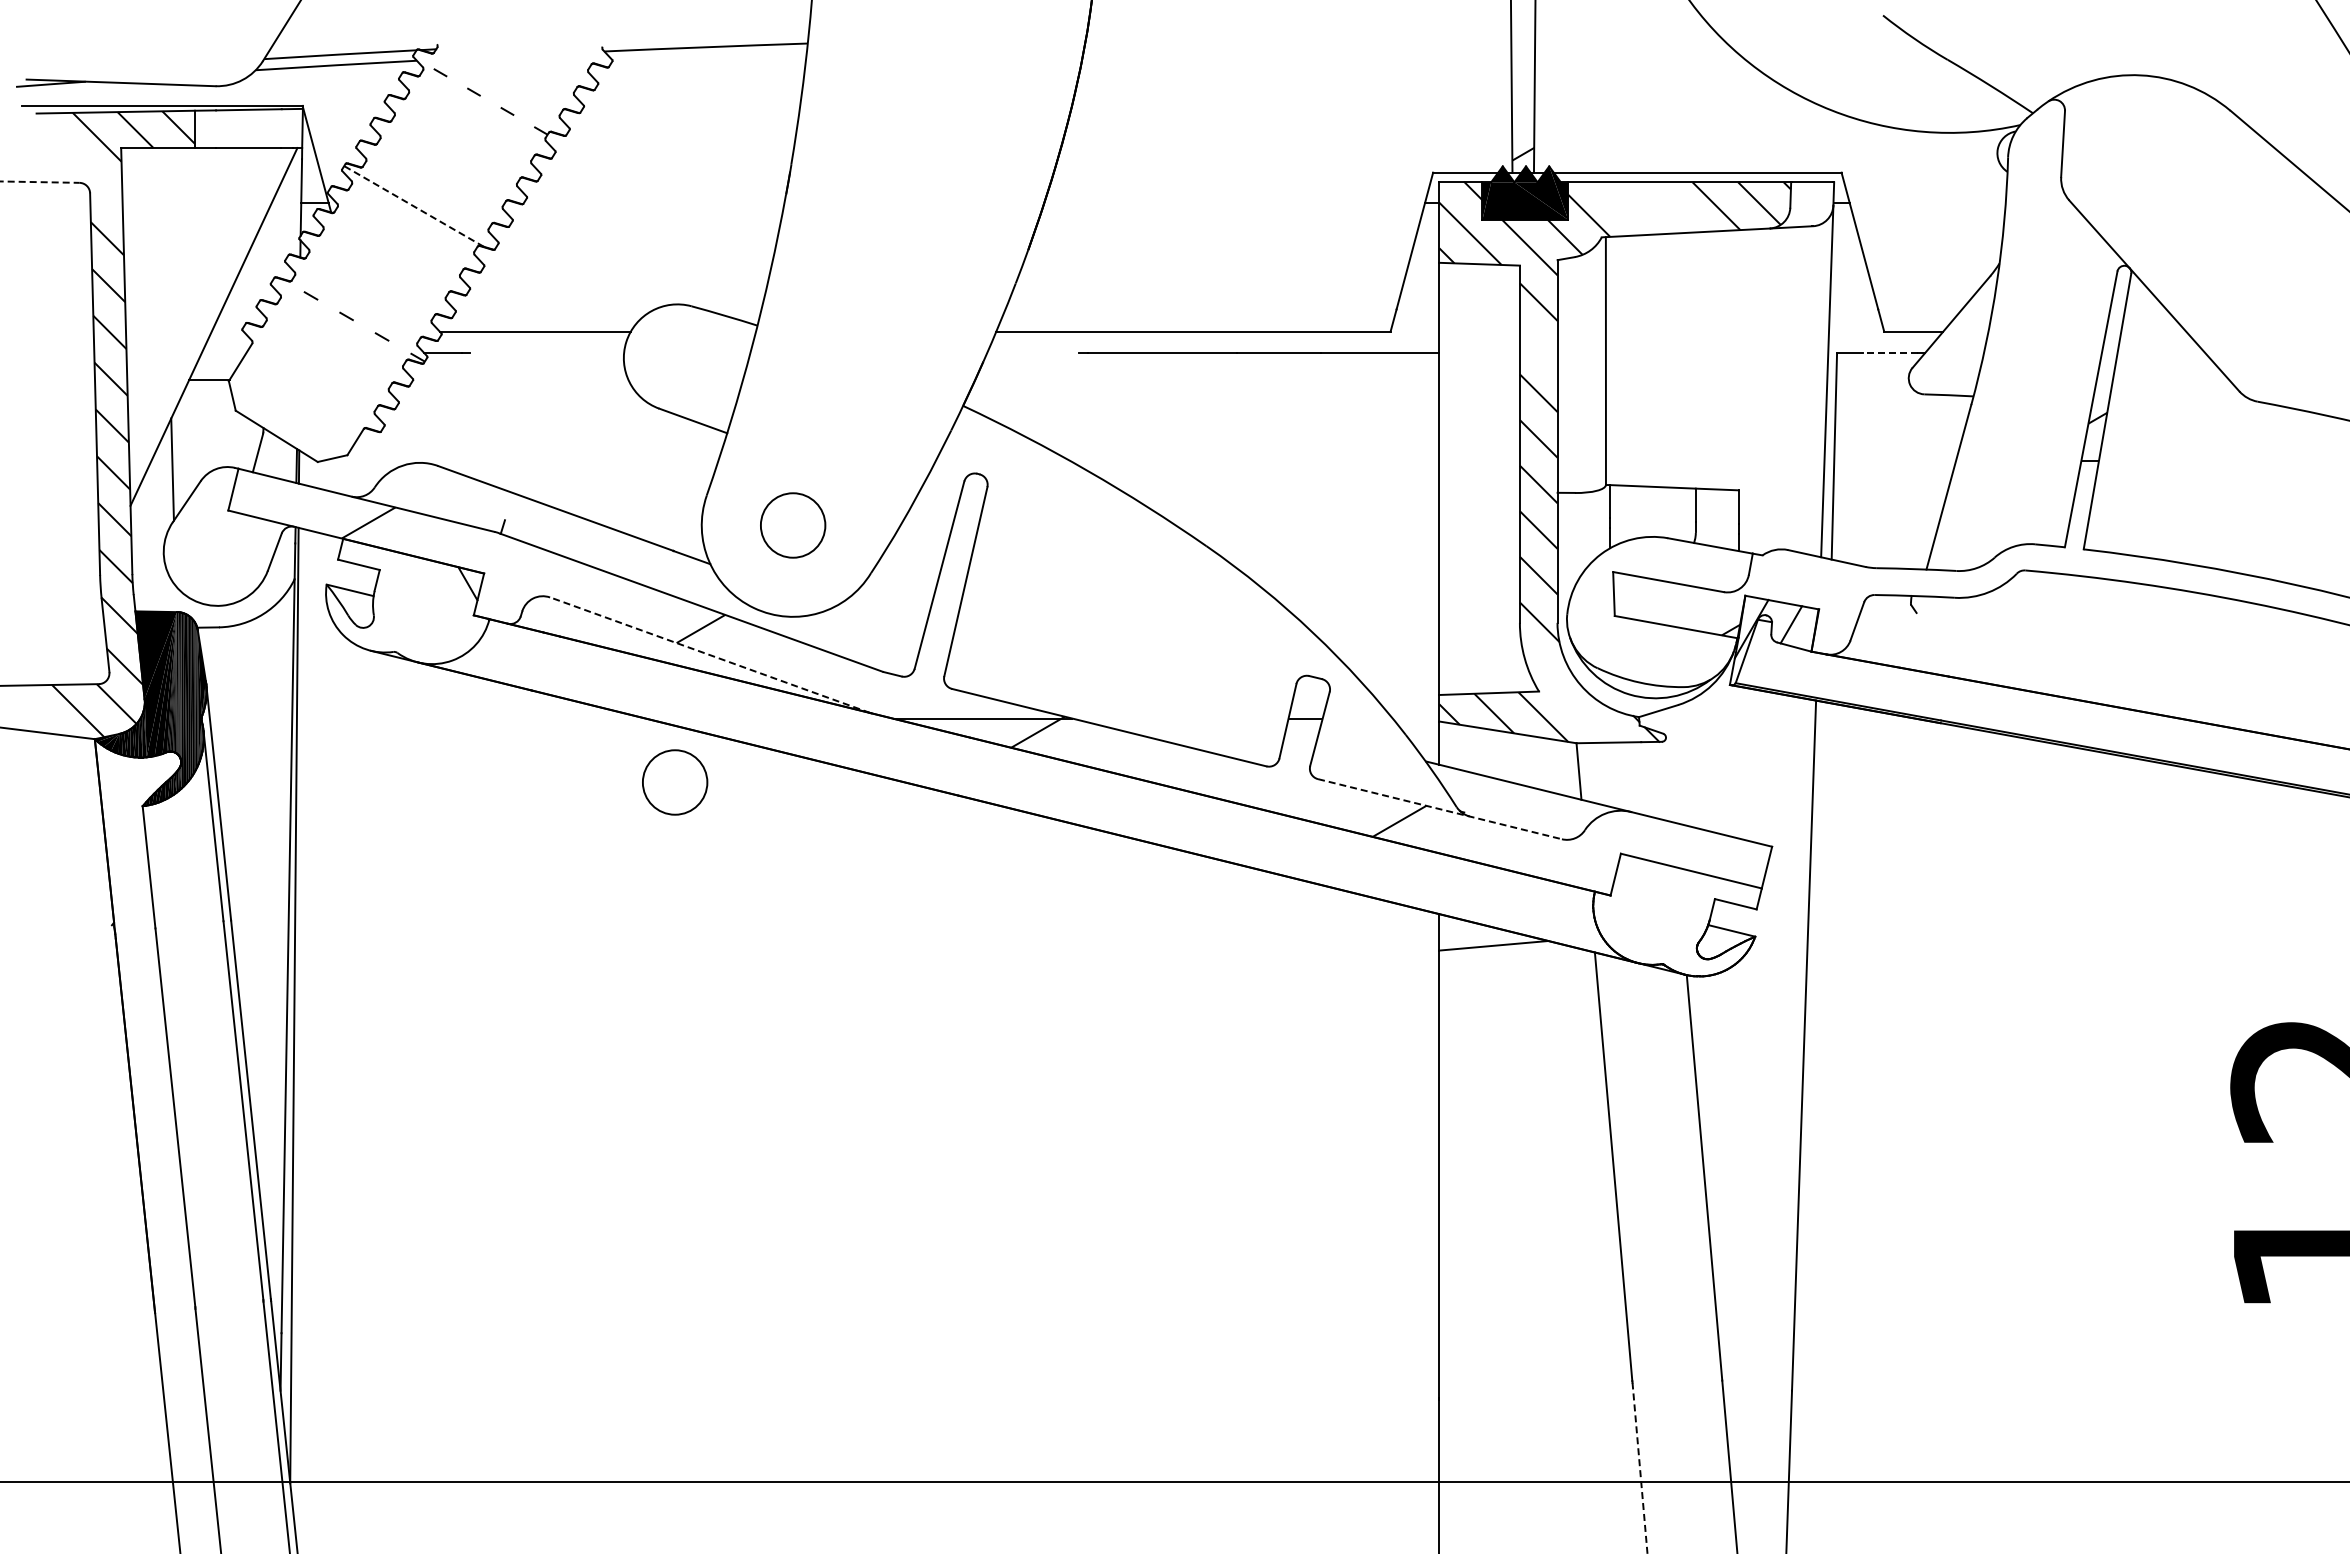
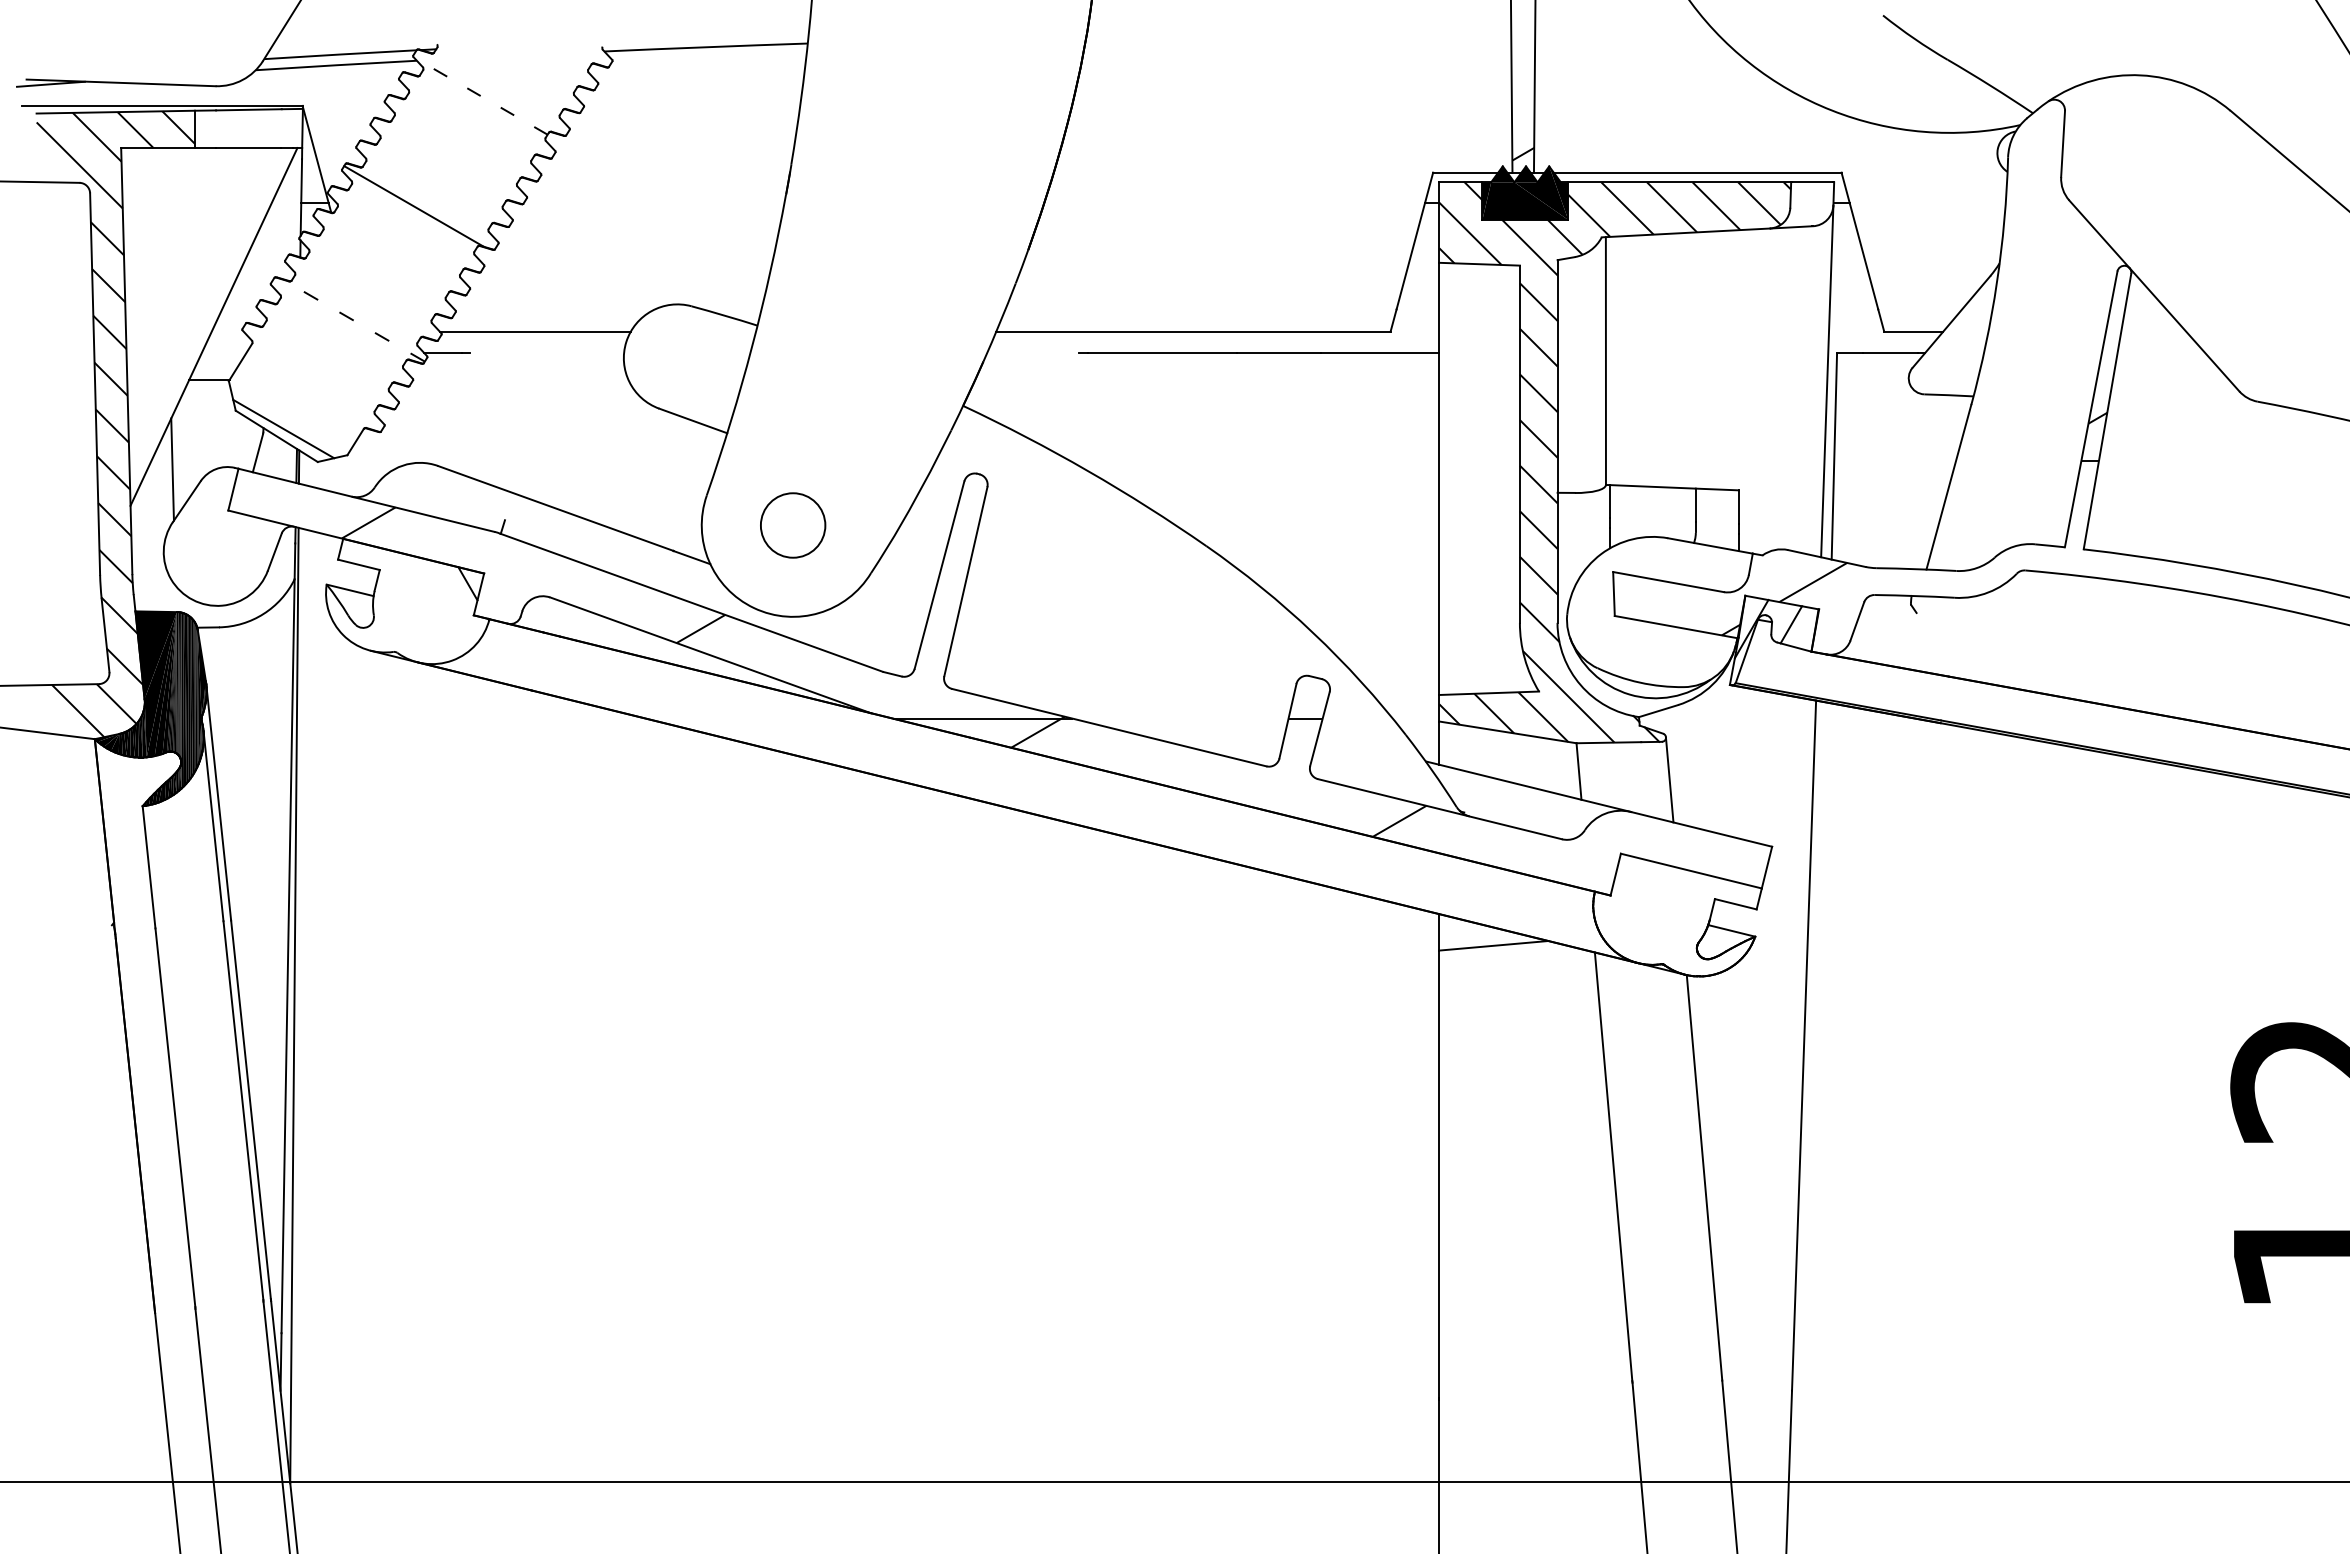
line: none -> present (79, 165)
line: dashed -> solid (40, 182)
line: dashed -> solid (414, 206)
line: none -> present (1672, 207)
line: none -> present (1627, 208)
line: none -> present (1538, 347)
line: dashed -> solid (1890, 353)
line: none -> present (283, 428)
line: none -> present (1813, 582)
line: dashed -> solid (709, 655)
line: none -> present (1568, 696)
line: none -> present (1669, 779)
circle: present -> none (675, 782)
line: dashed -> solid (1439, 809)
line: dashed -> solid (1639, 1467)
